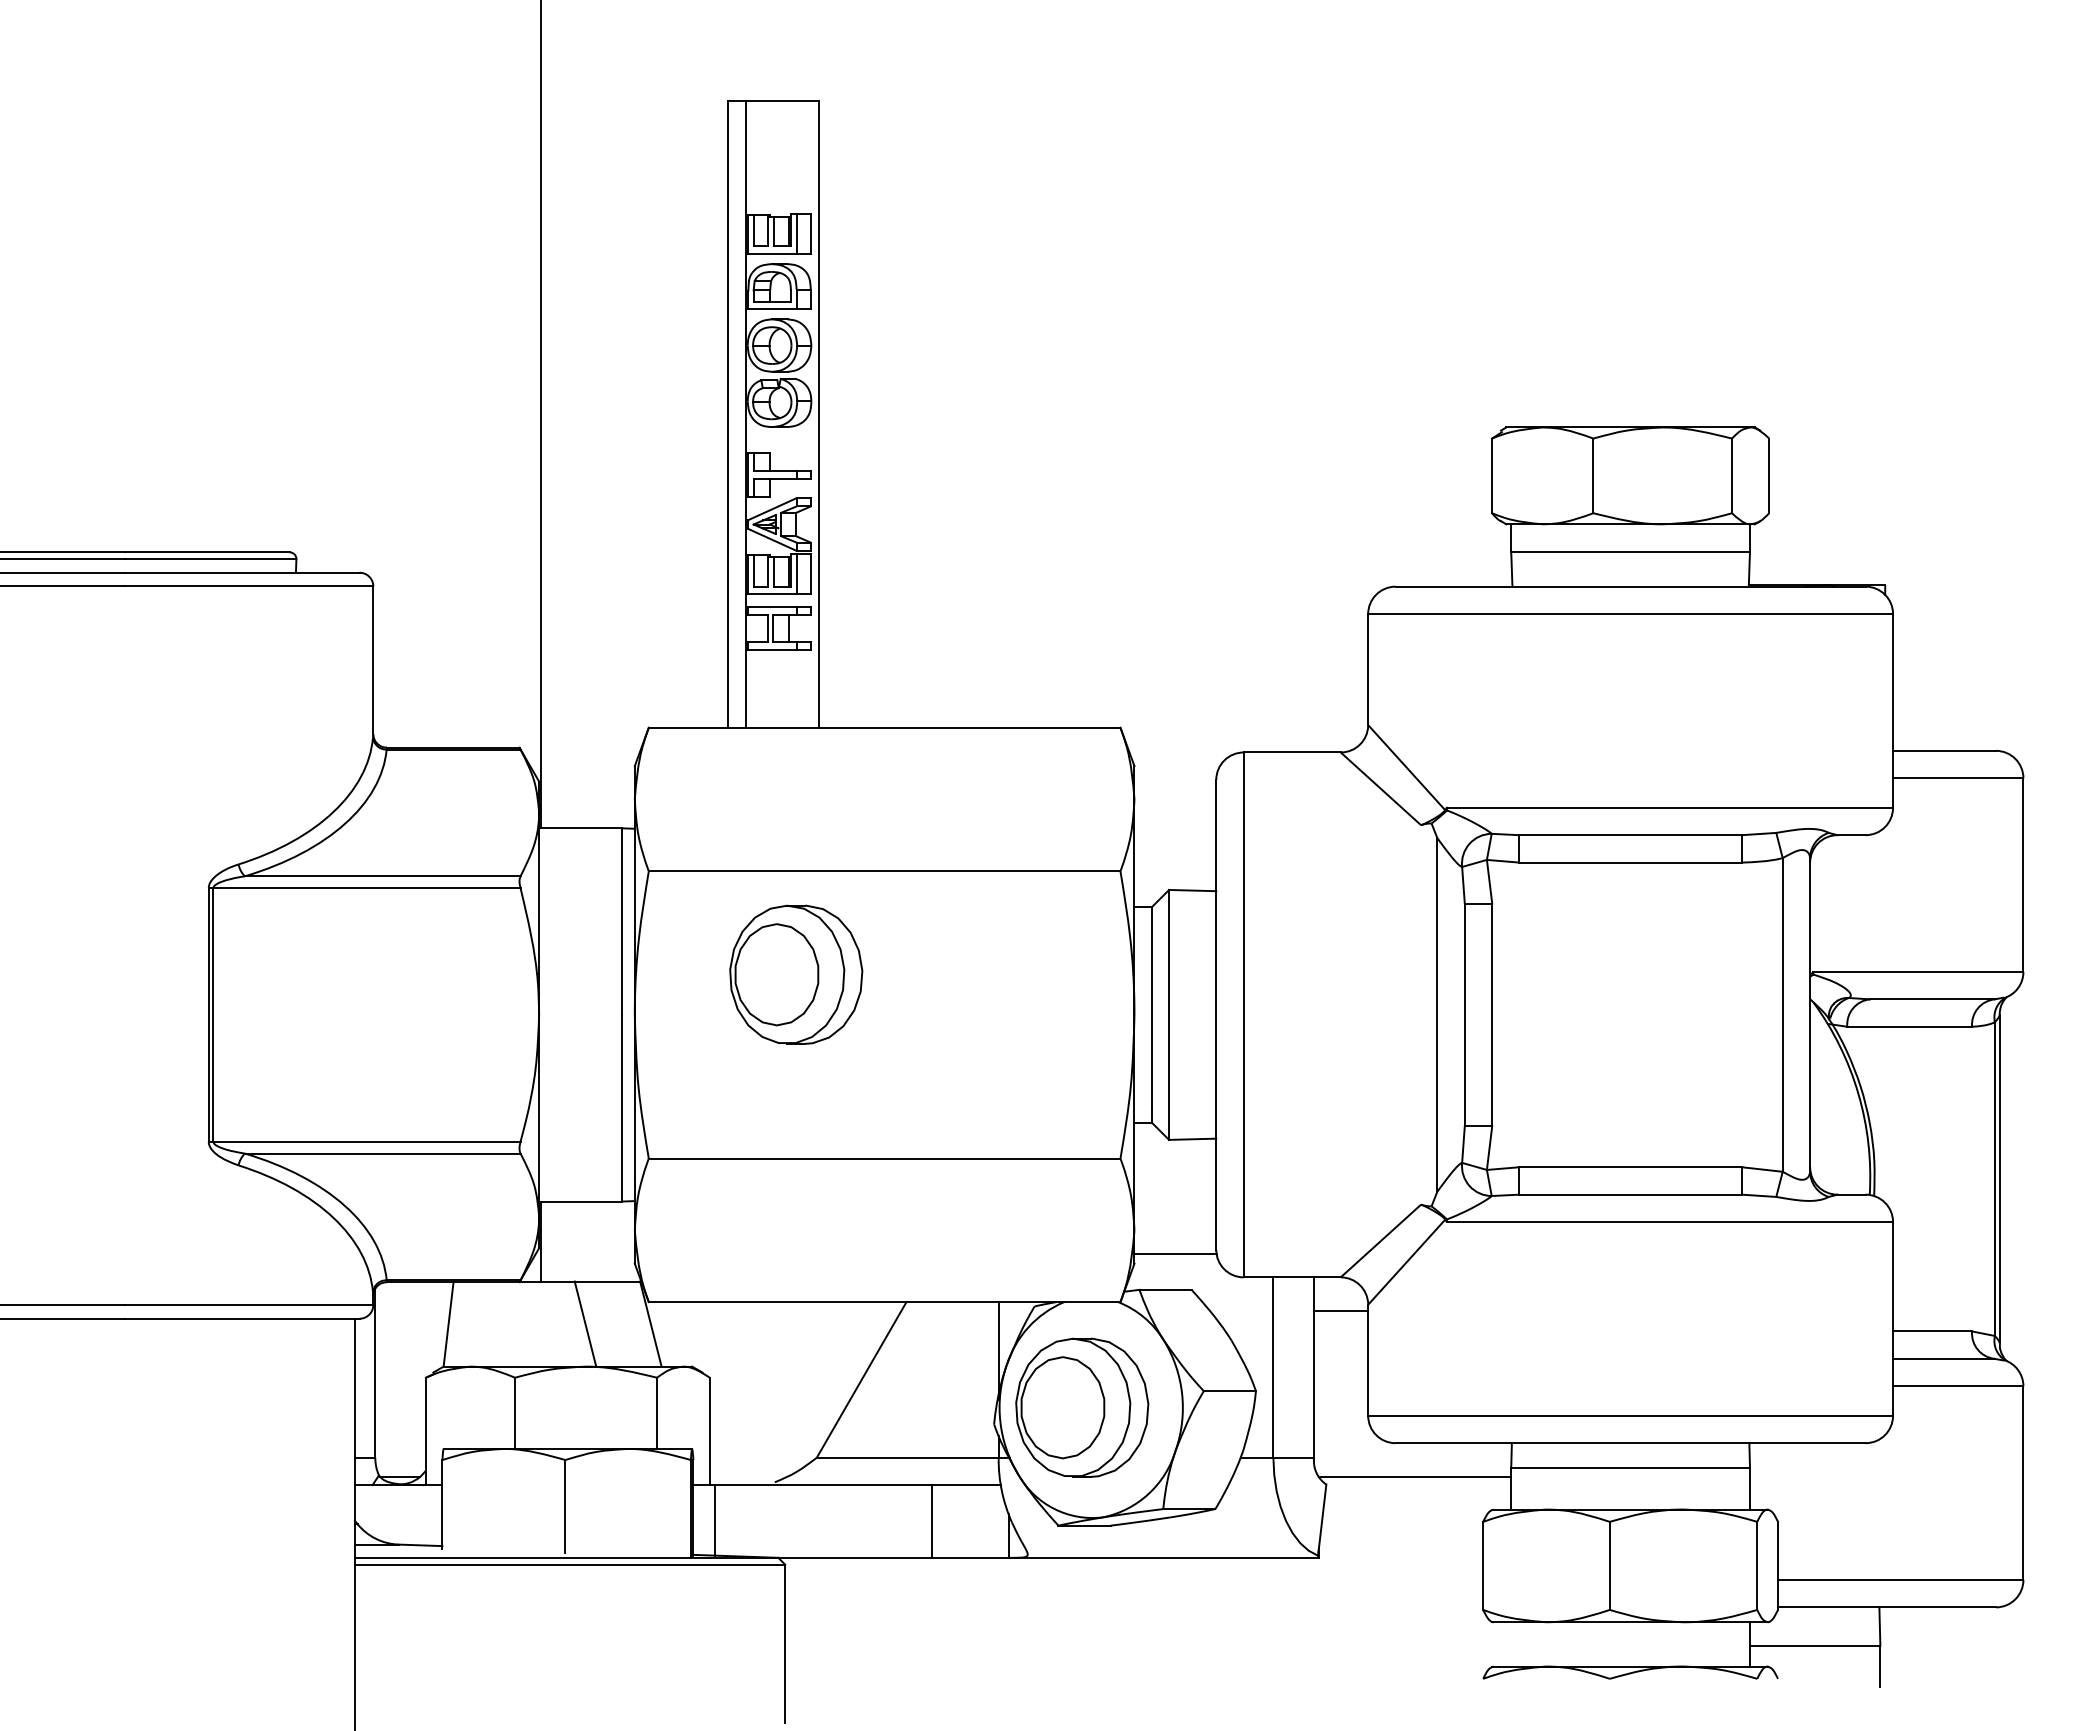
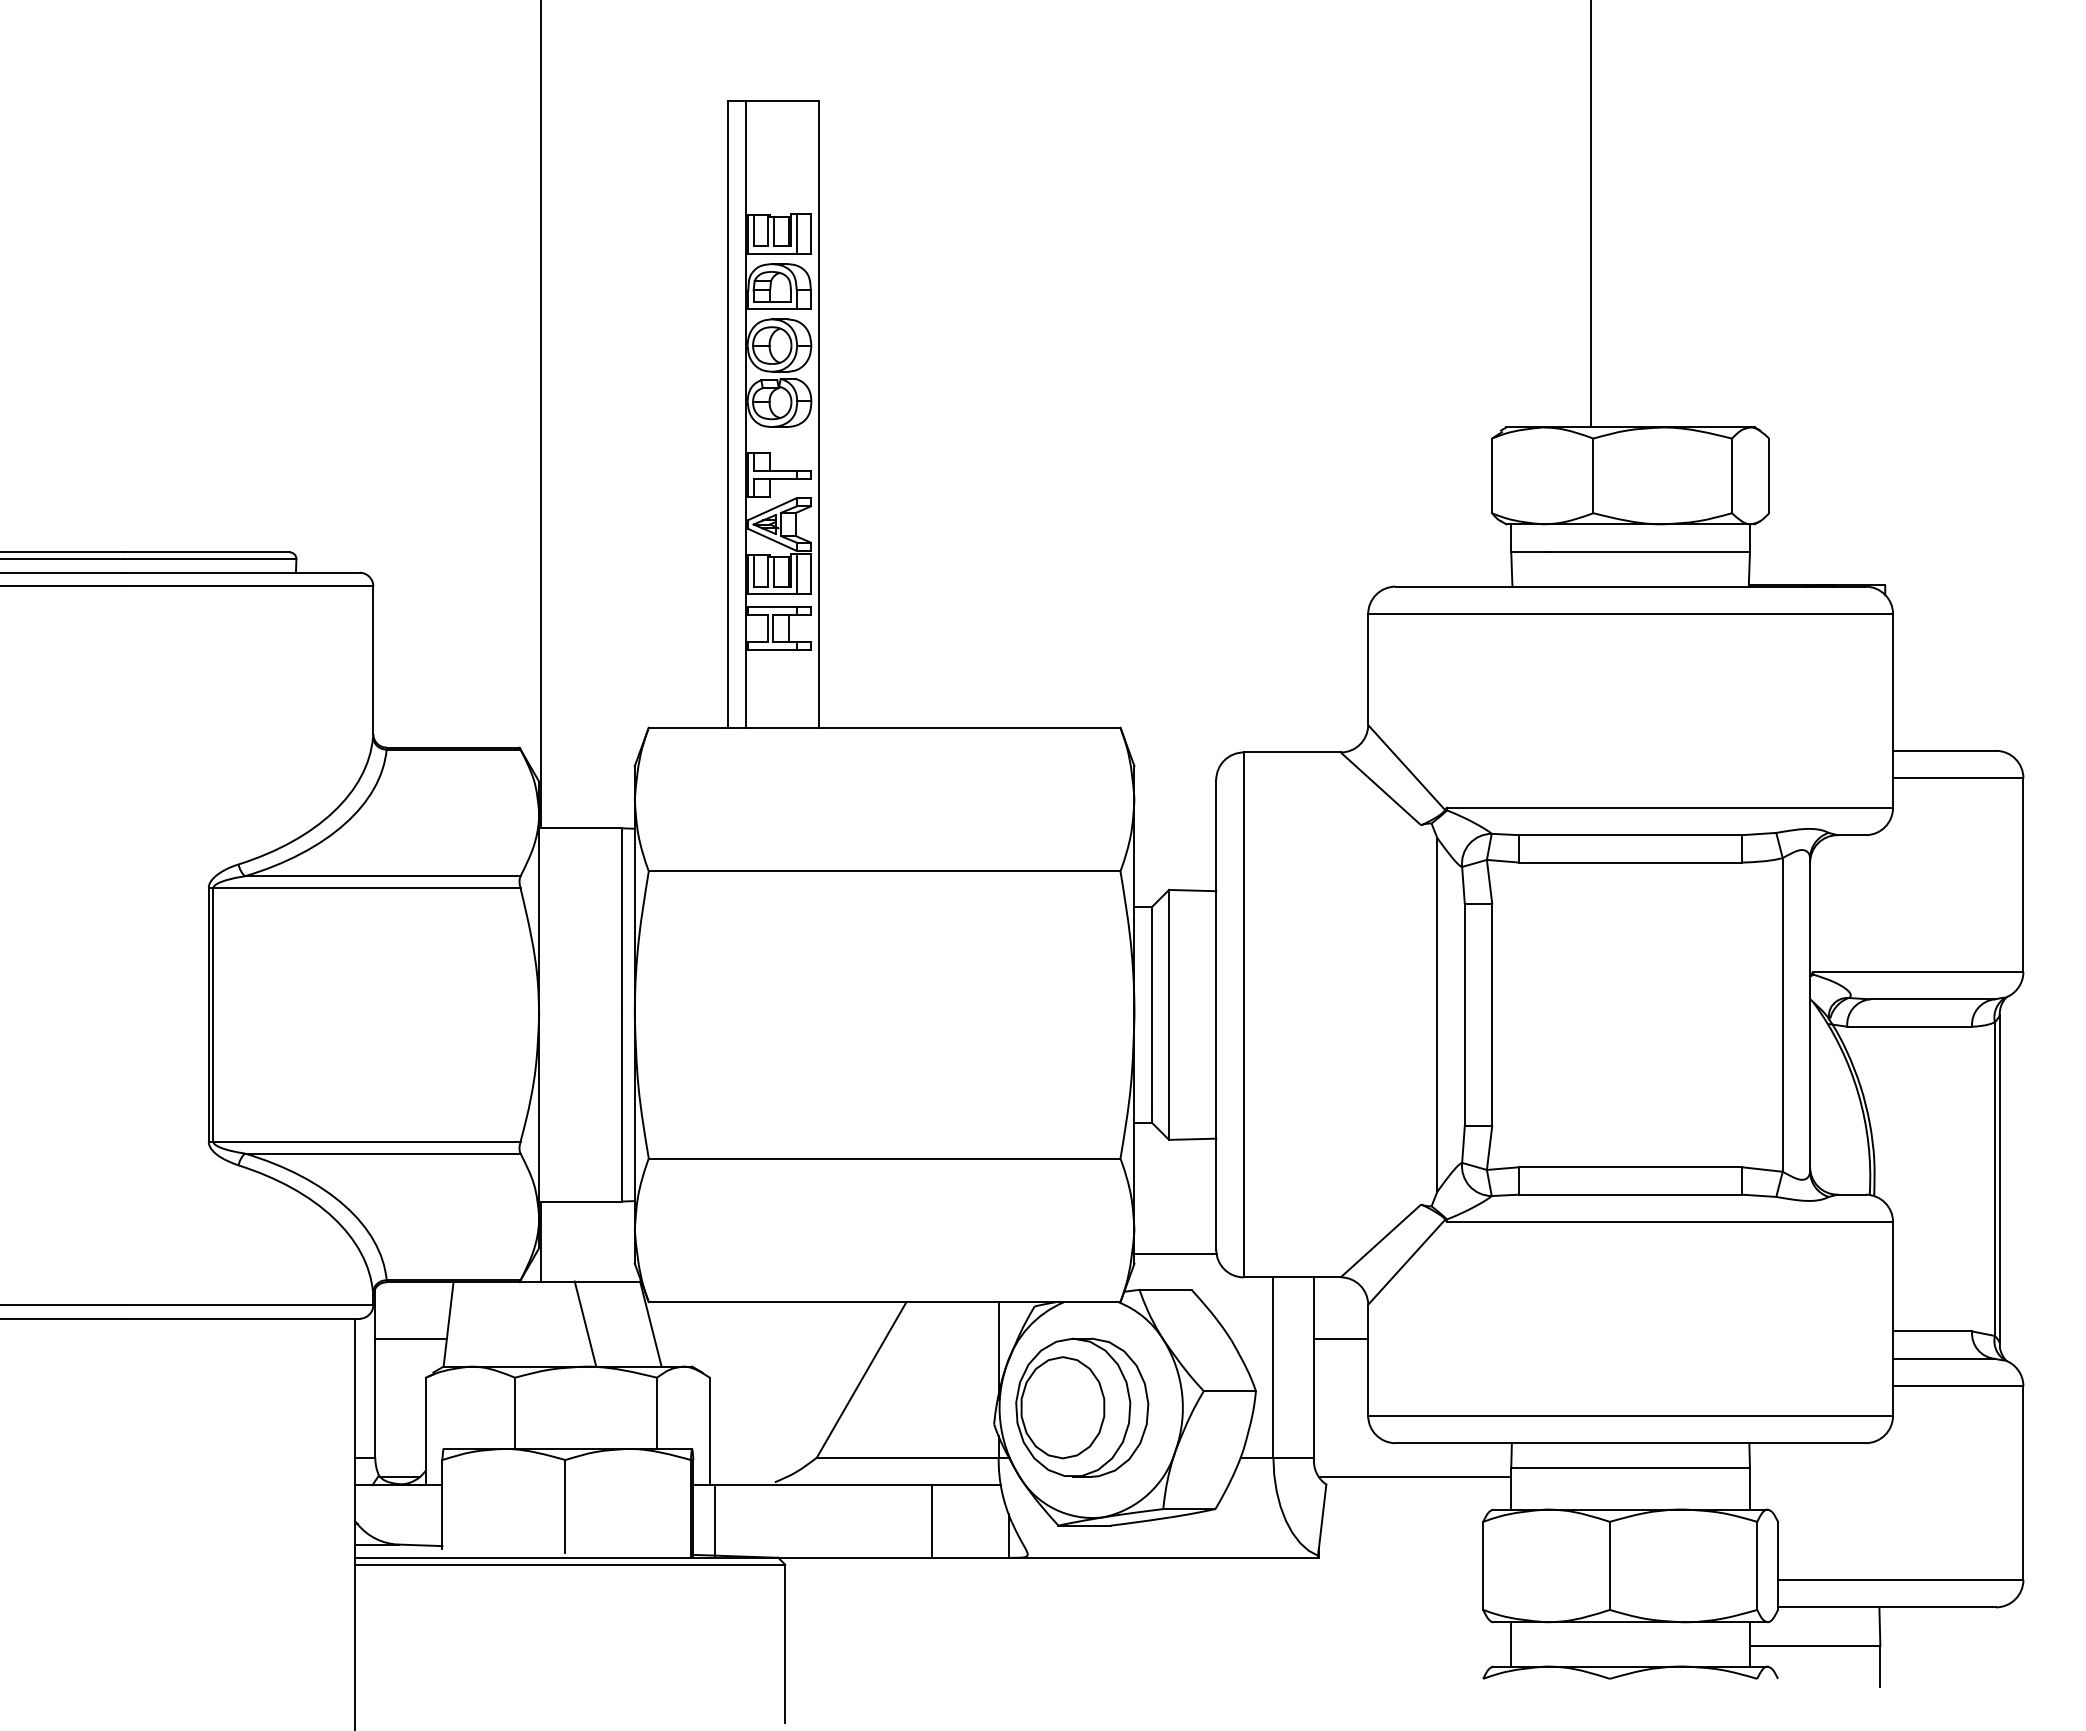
line: none -> present (1591, 214)
part: present -> none (796, 974)
line position: (1341, 1310) -> (1341, 1338) (1341, 1338)
line: none -> present (410, 1338)
line: none -> present (1511, 1644)
